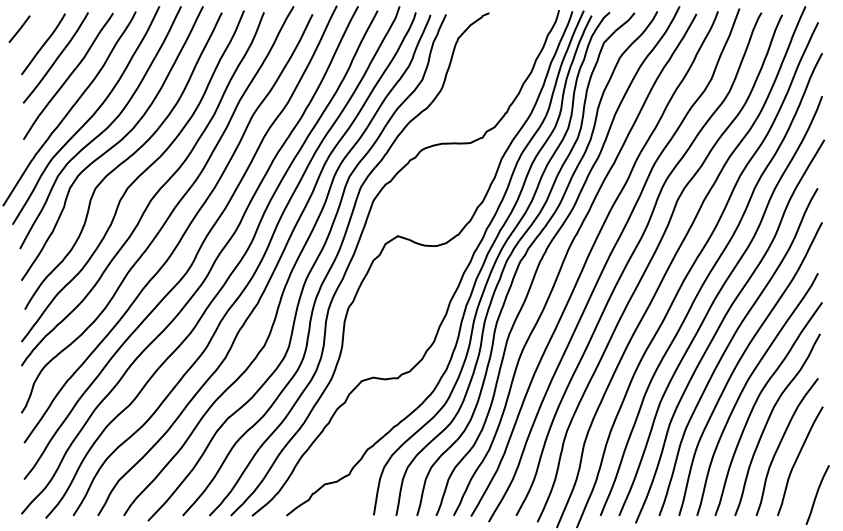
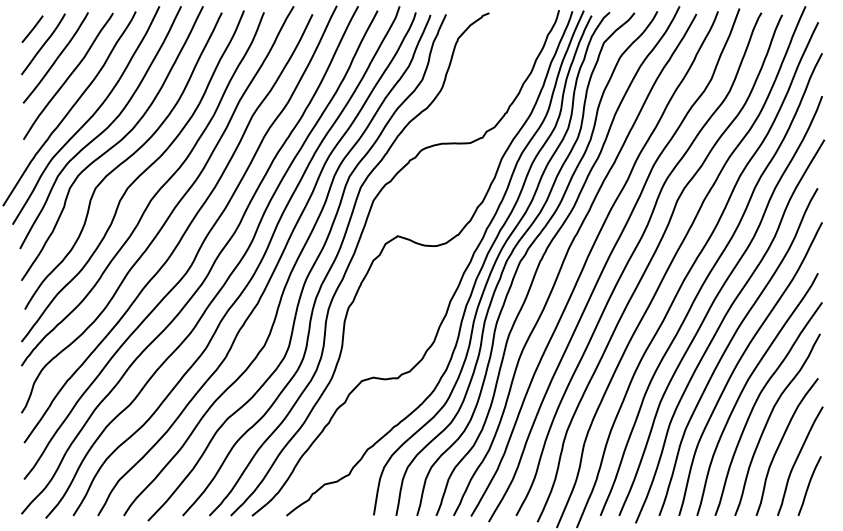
line position: (19, 28) -> (32, 28) (32, 28)
curve position: (817, 494) -> (809, 485) (809, 485)
